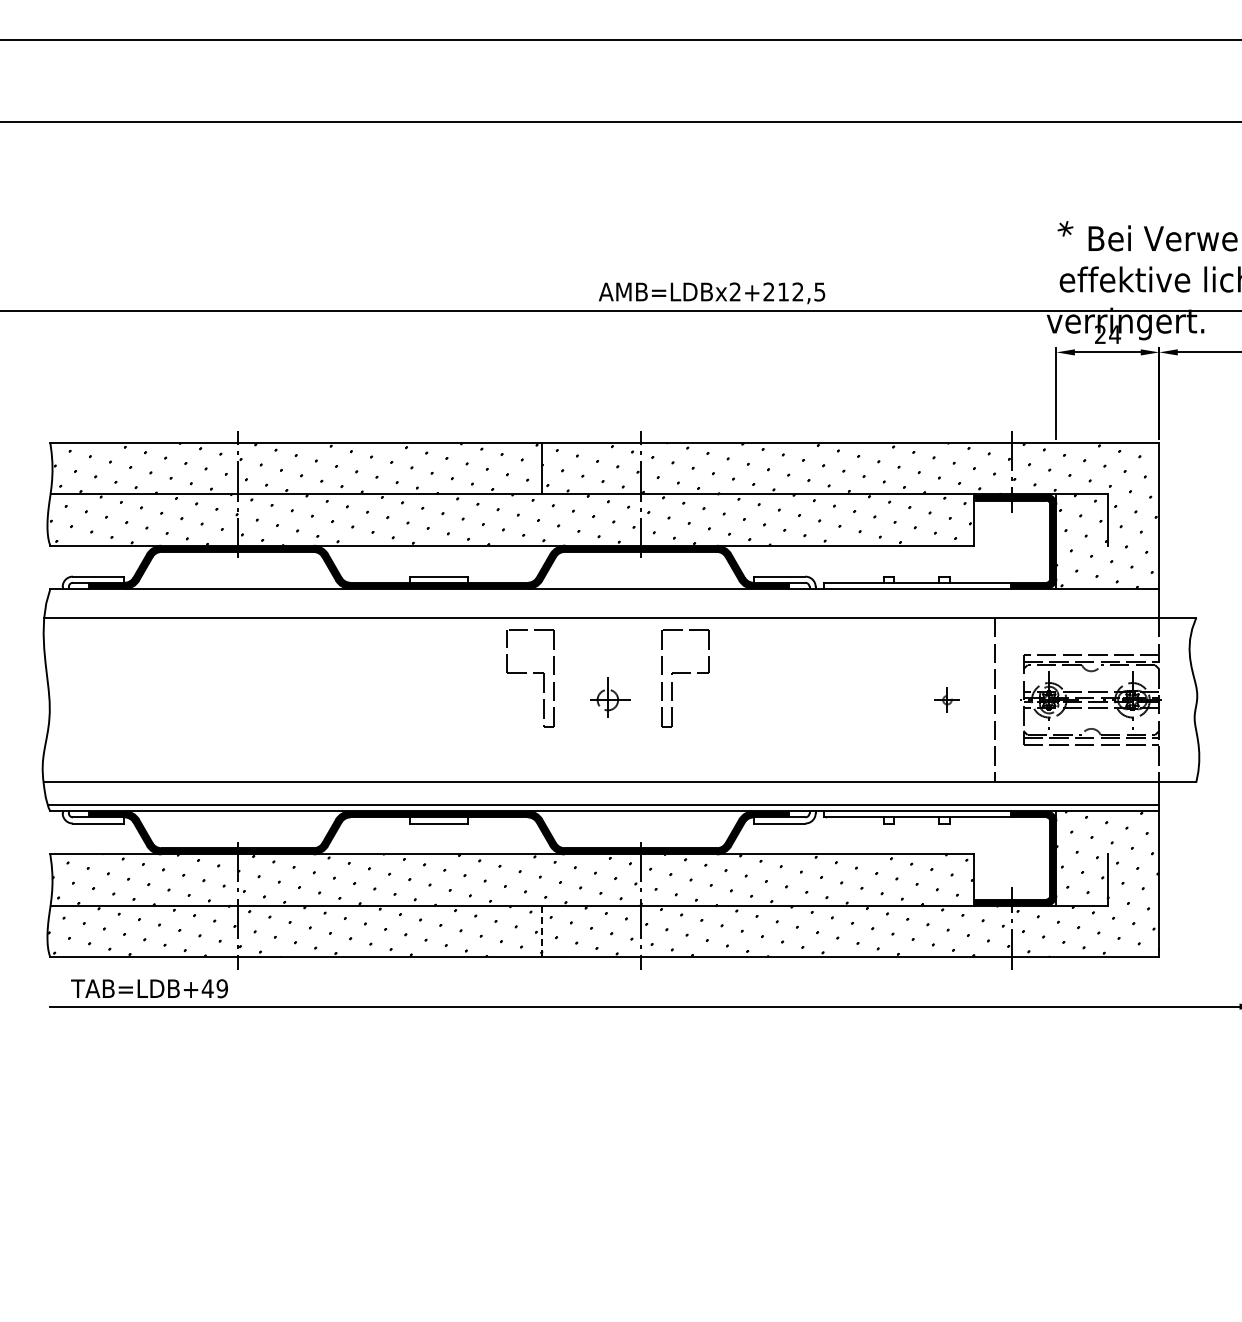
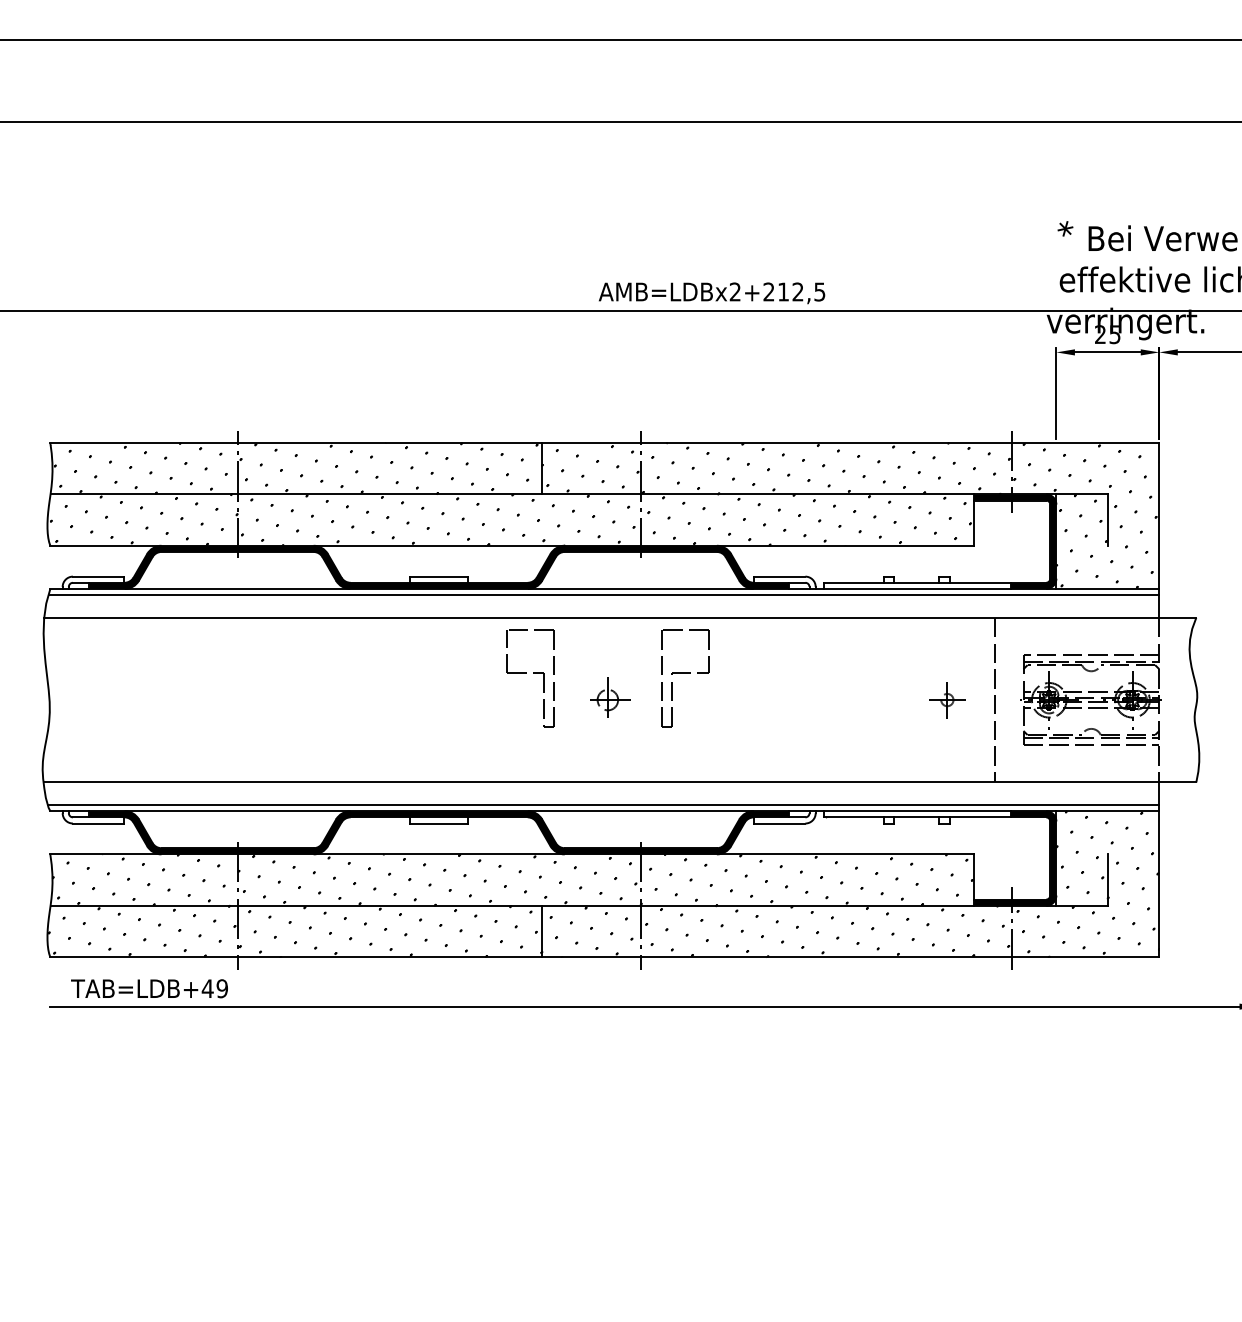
text: 24 -> 25 (1115, 334)
line: none -> present (603, 595)
part size: 26x26 px -> 37x37 px (947, 700)
line: dashed -> solid (542, 931)
